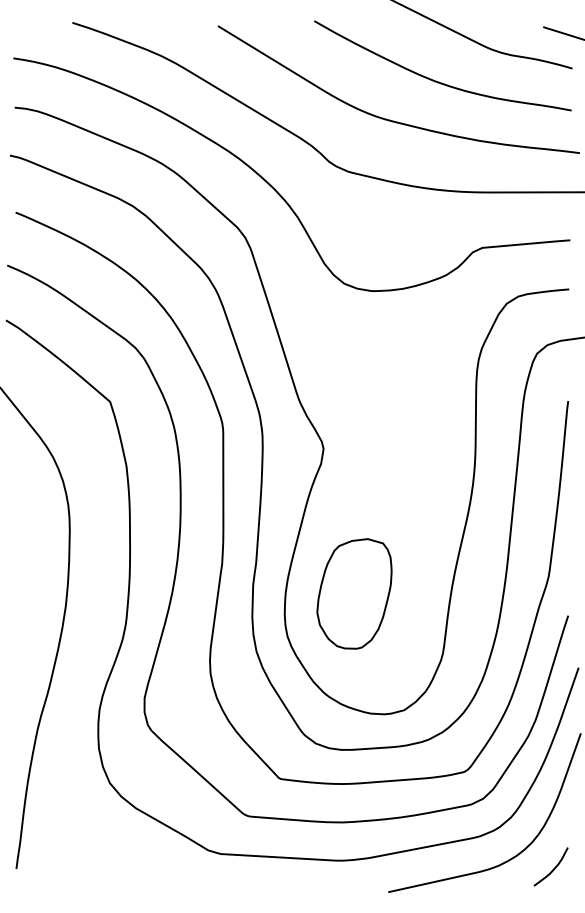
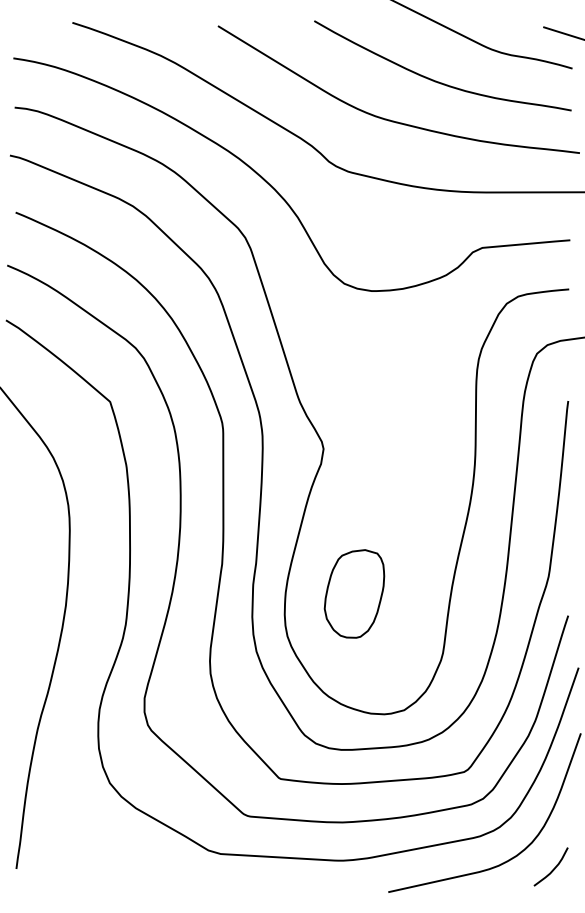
part size: 77x112 px -> 63x90 px (354, 593)
